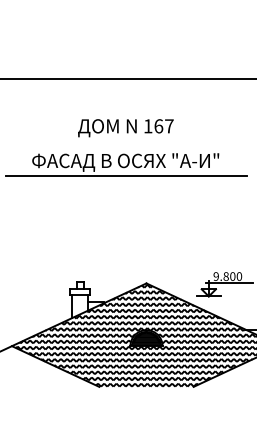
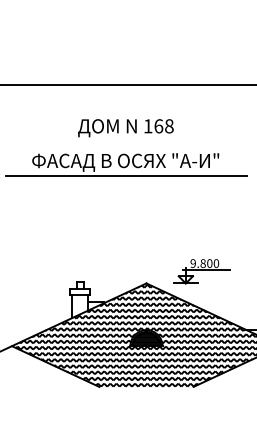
line position: (127, 78) -> (127, 84) (127, 84)
text: 167 -> 168 (169, 126)
part position: (224, 284) -> (201, 271) (201, 271)
